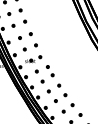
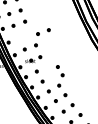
part position: (25, 35) -> (43, 31) (43, 31)
part position: (50, 71) -> (60, 71) (60, 71)
